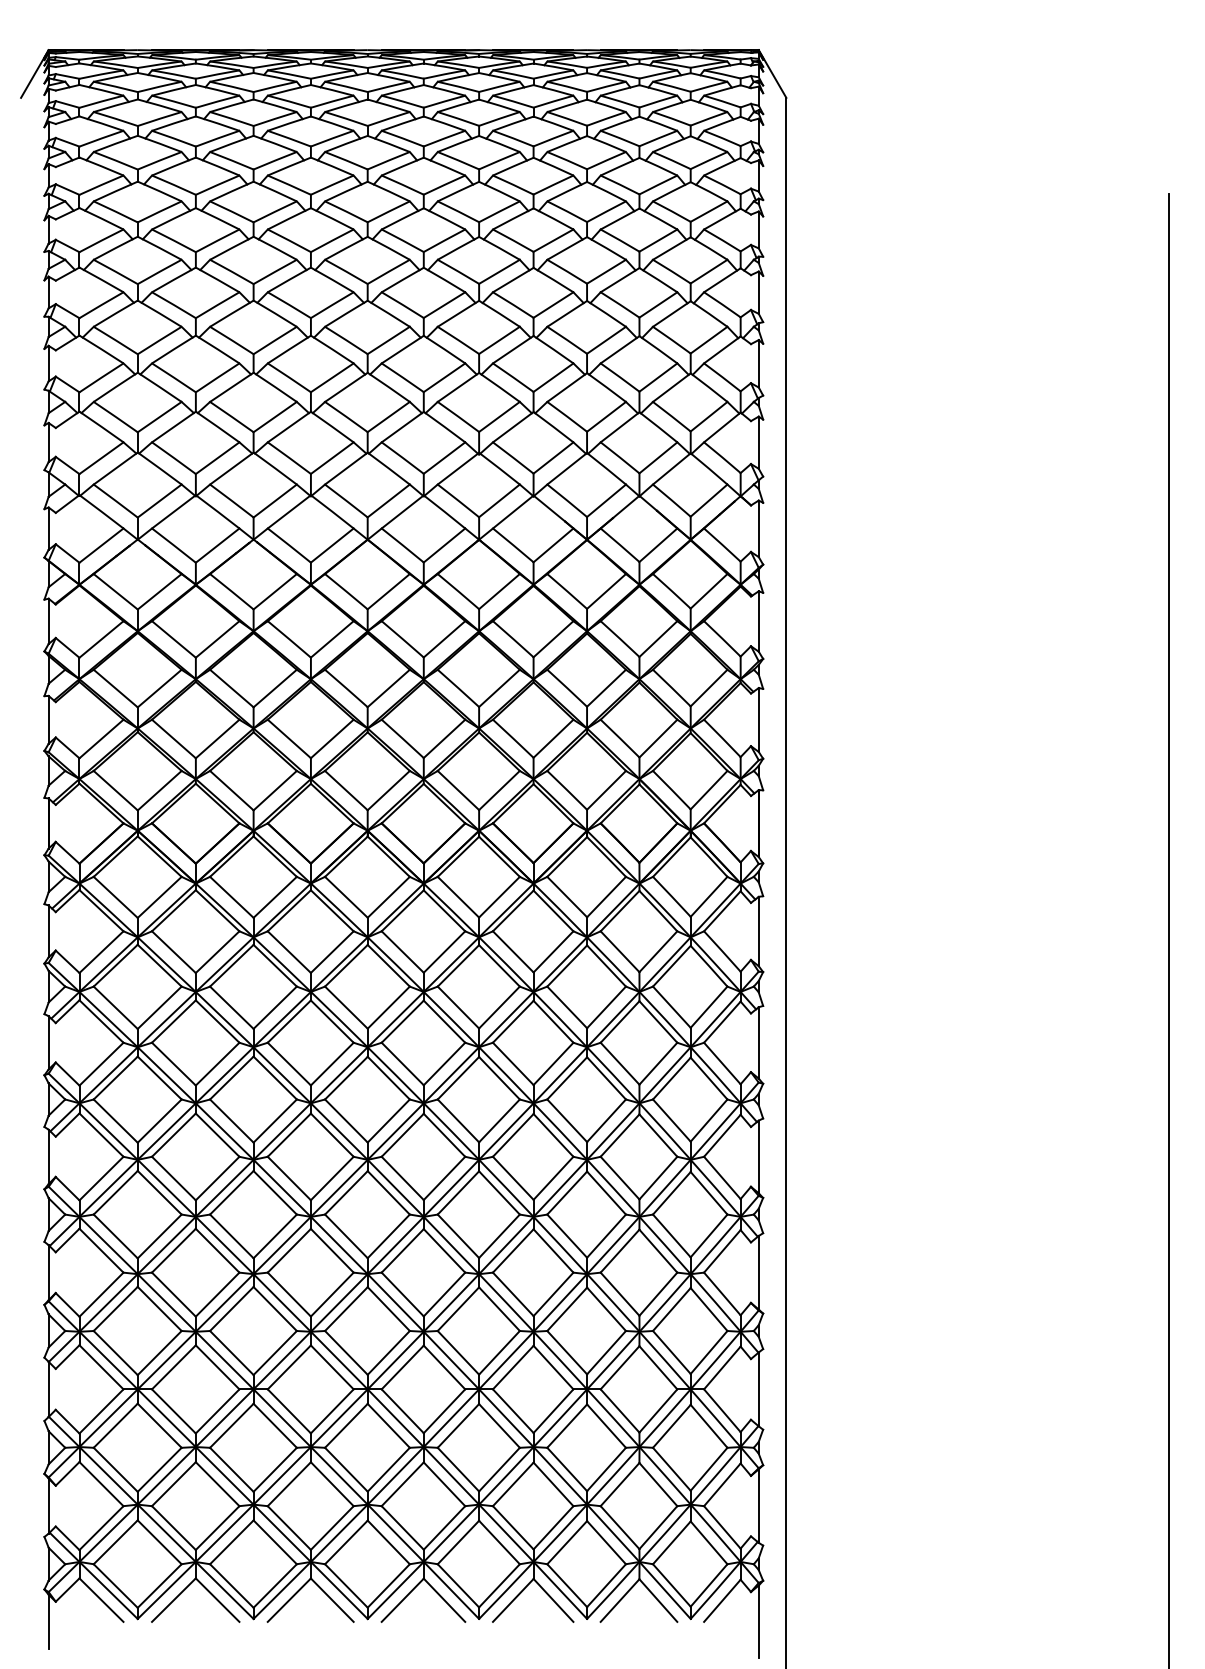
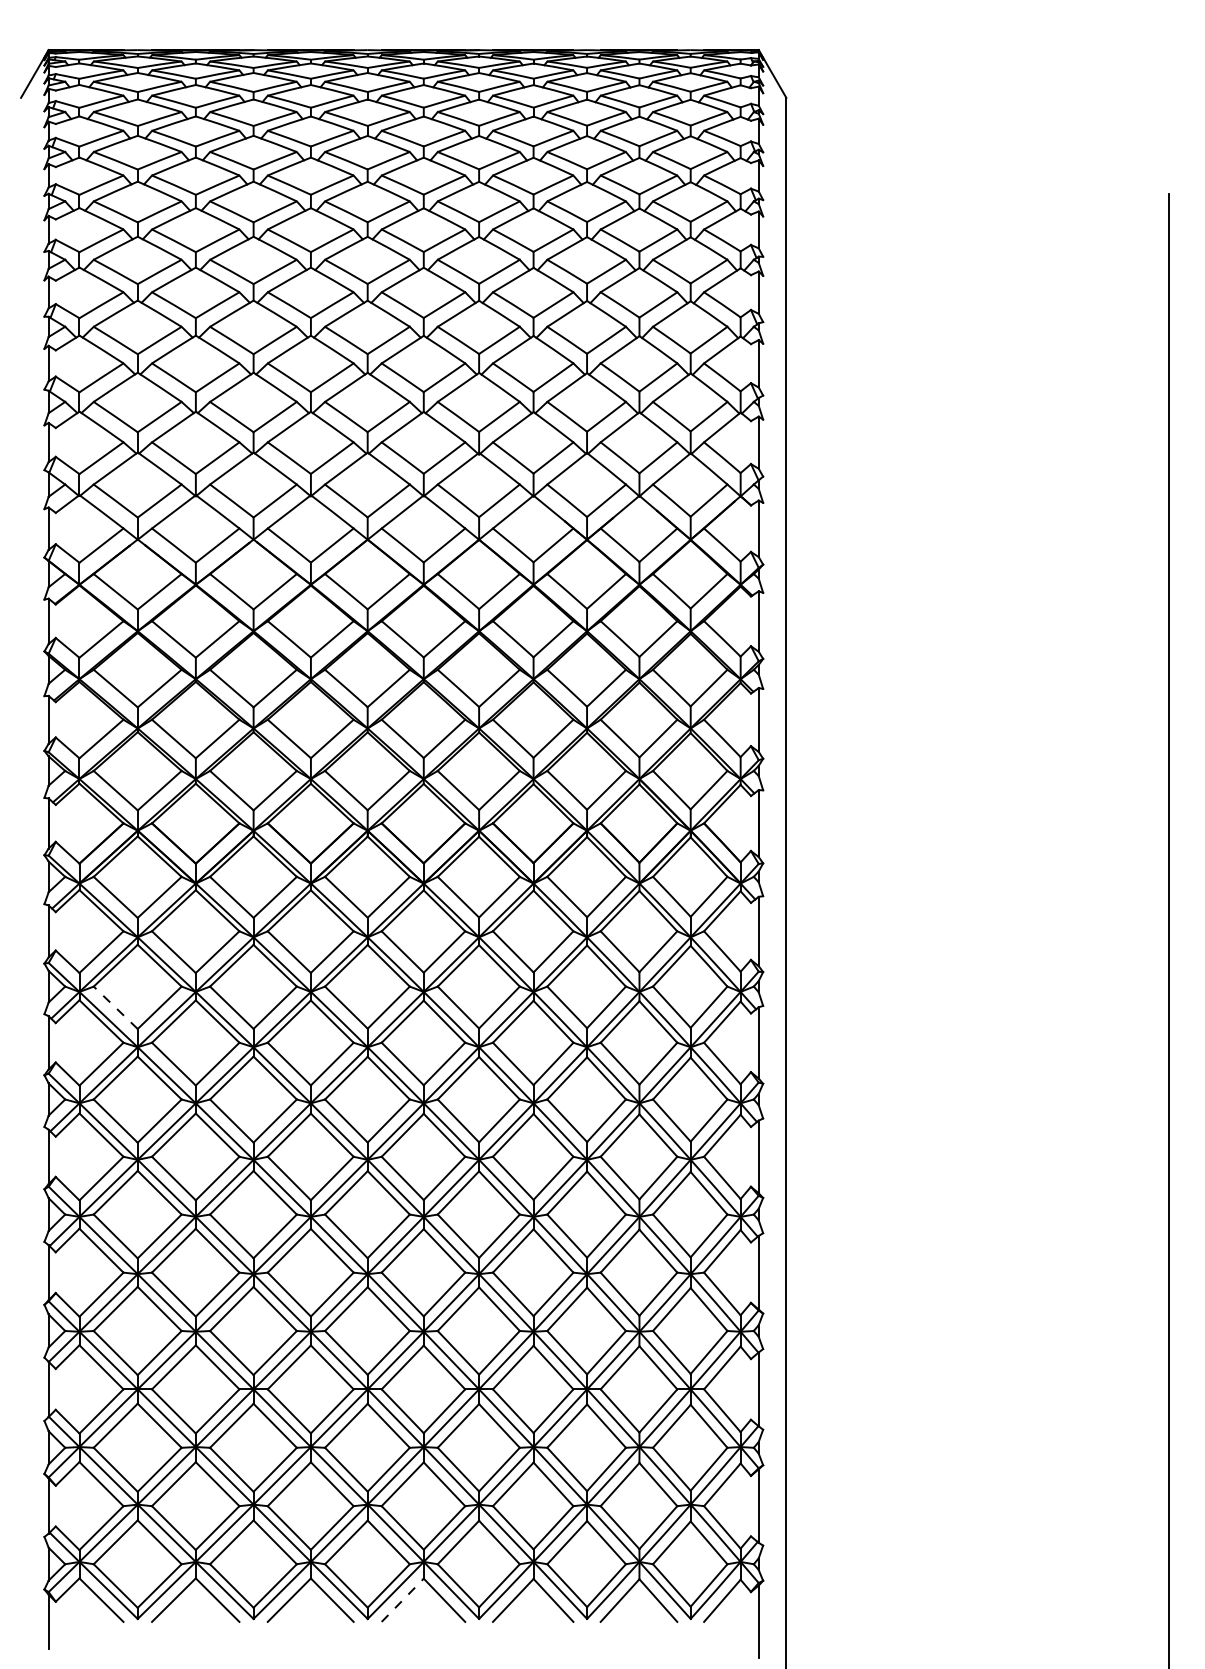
line: solid -> dashed (115, 1007)
line: solid -> dashed (403, 1599)
